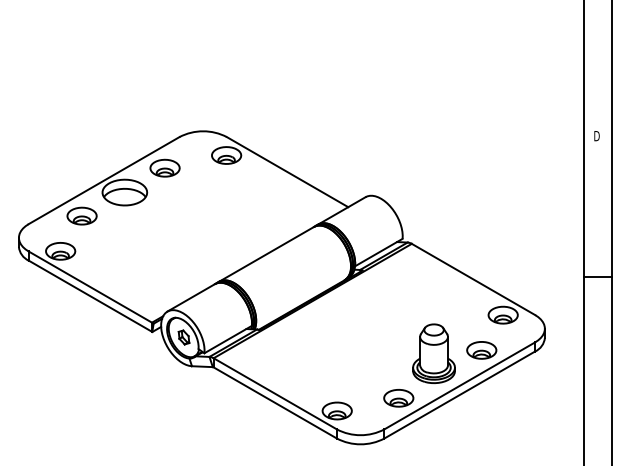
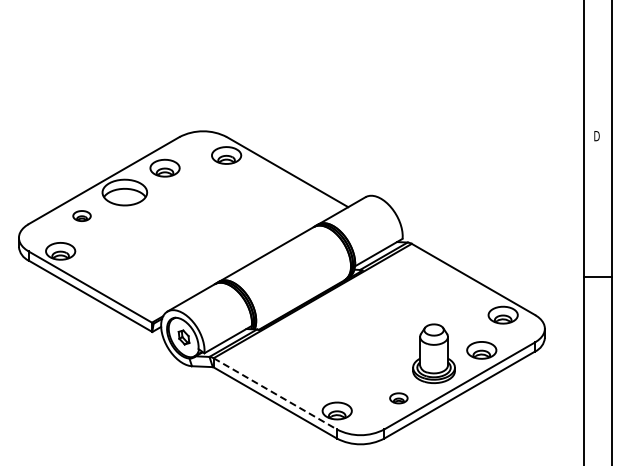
part size: 32x20 px -> 20x12 px (81, 215)
line: solid -> dashed (275, 394)
part size: 32x19 px -> 20x13 px (398, 398)
